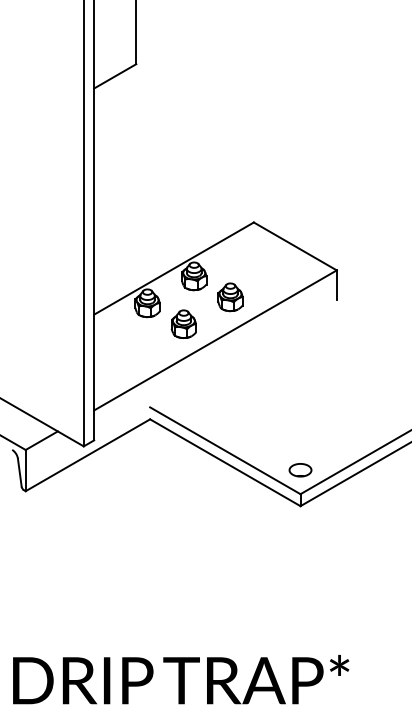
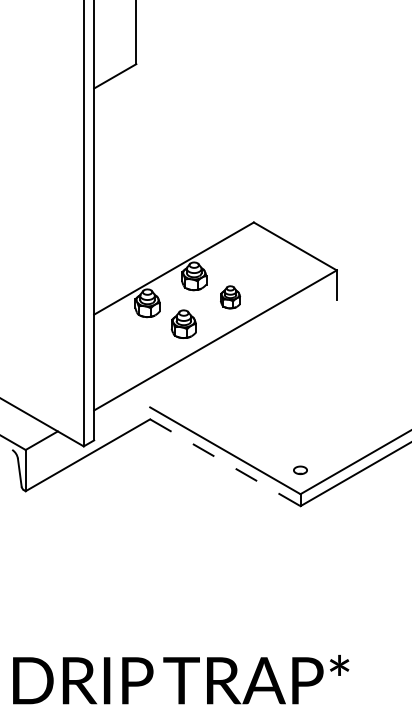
part size: 27x31 px -> 22x25 px (230, 297)
line: solid -> dashed (225, 462)
part size: 25x15 px -> 15x10 px (300, 469)
